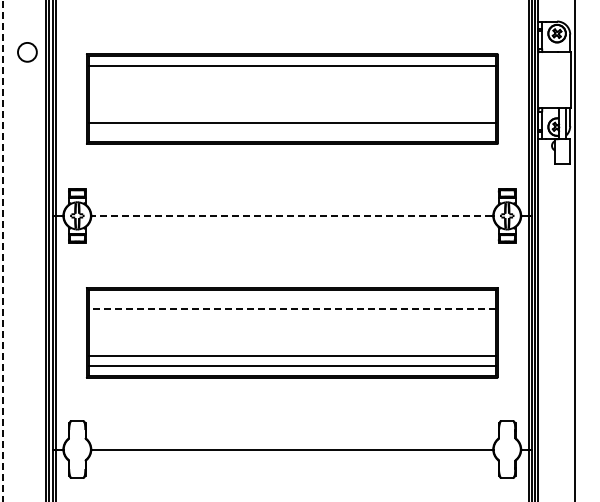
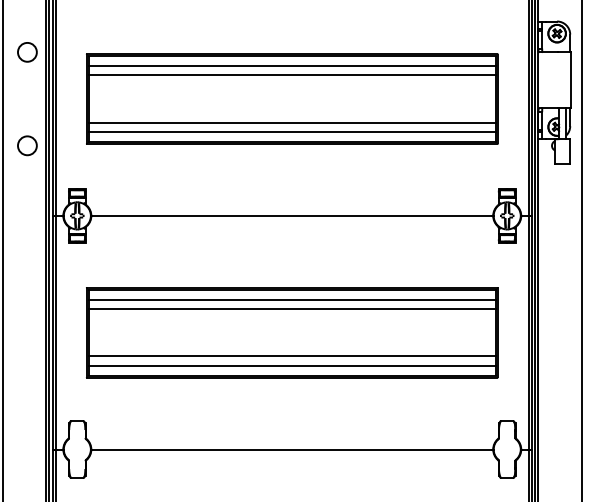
line: none -> present (292, 75)
line: none -> present (292, 132)
circle: none -> present (27, 145)
line: dashed -> solid (292, 215)
line position: (574, 250) -> (581, 250) (581, 250)
line: dashed -> solid (2, 251)
line: none -> present (292, 299)
line: dashed -> solid (292, 308)
